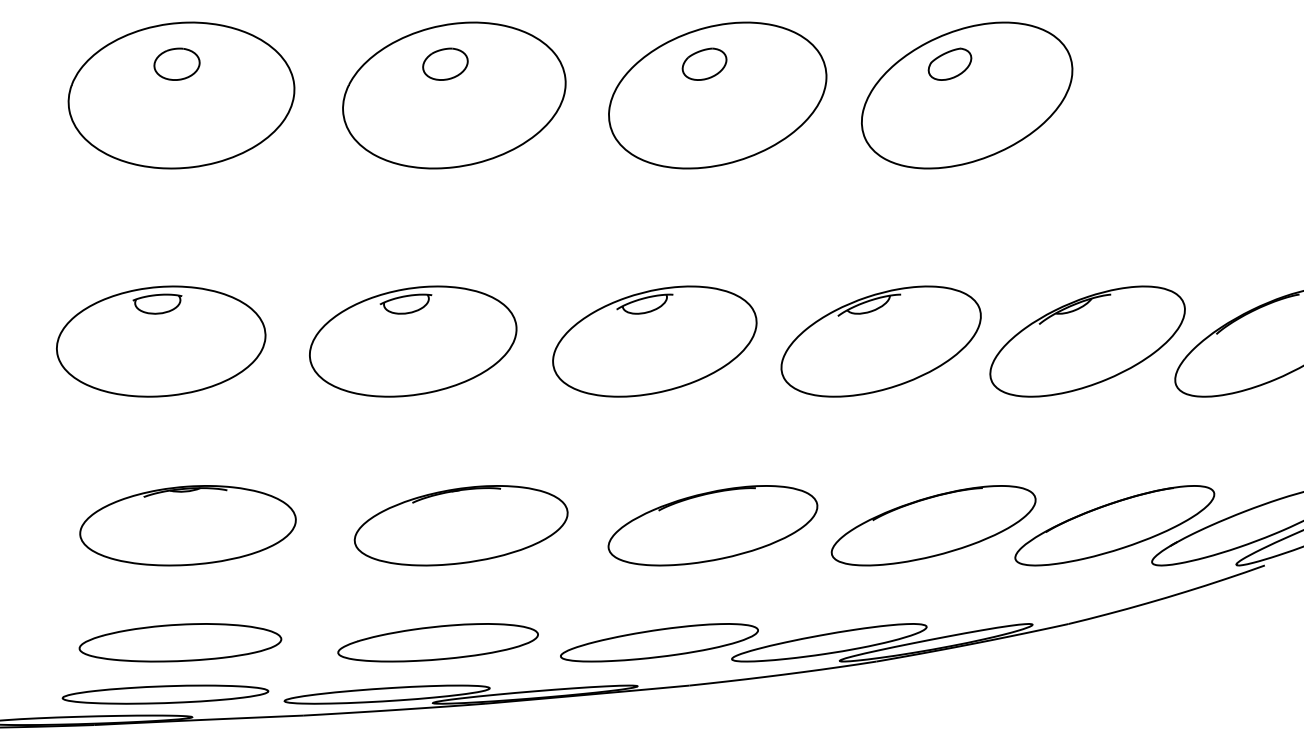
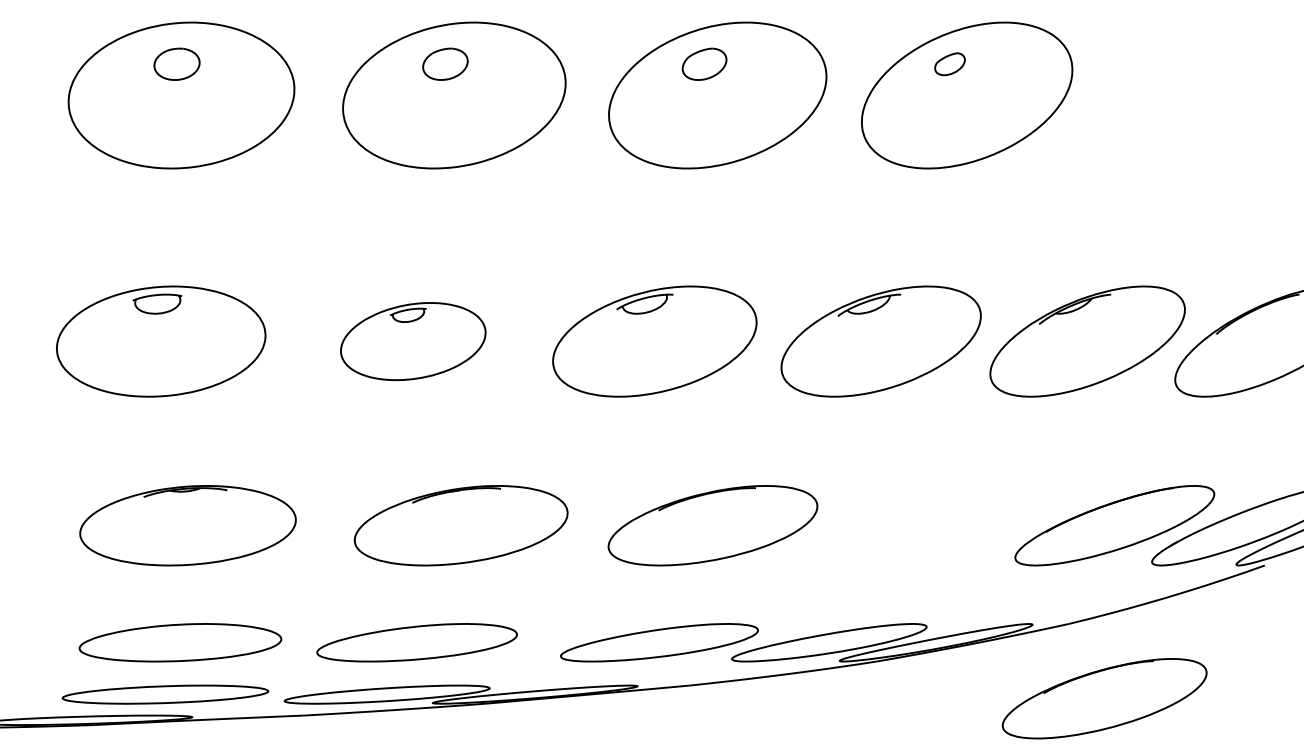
part size: 46x34 px -> 32x25 px (949, 64)
part size: 209x113 px -> 147x79 px (413, 341)
part position: (933, 525) -> (1104, 698) (1104, 698)
part position: (437, 642) -> (416, 642) (416, 642)
